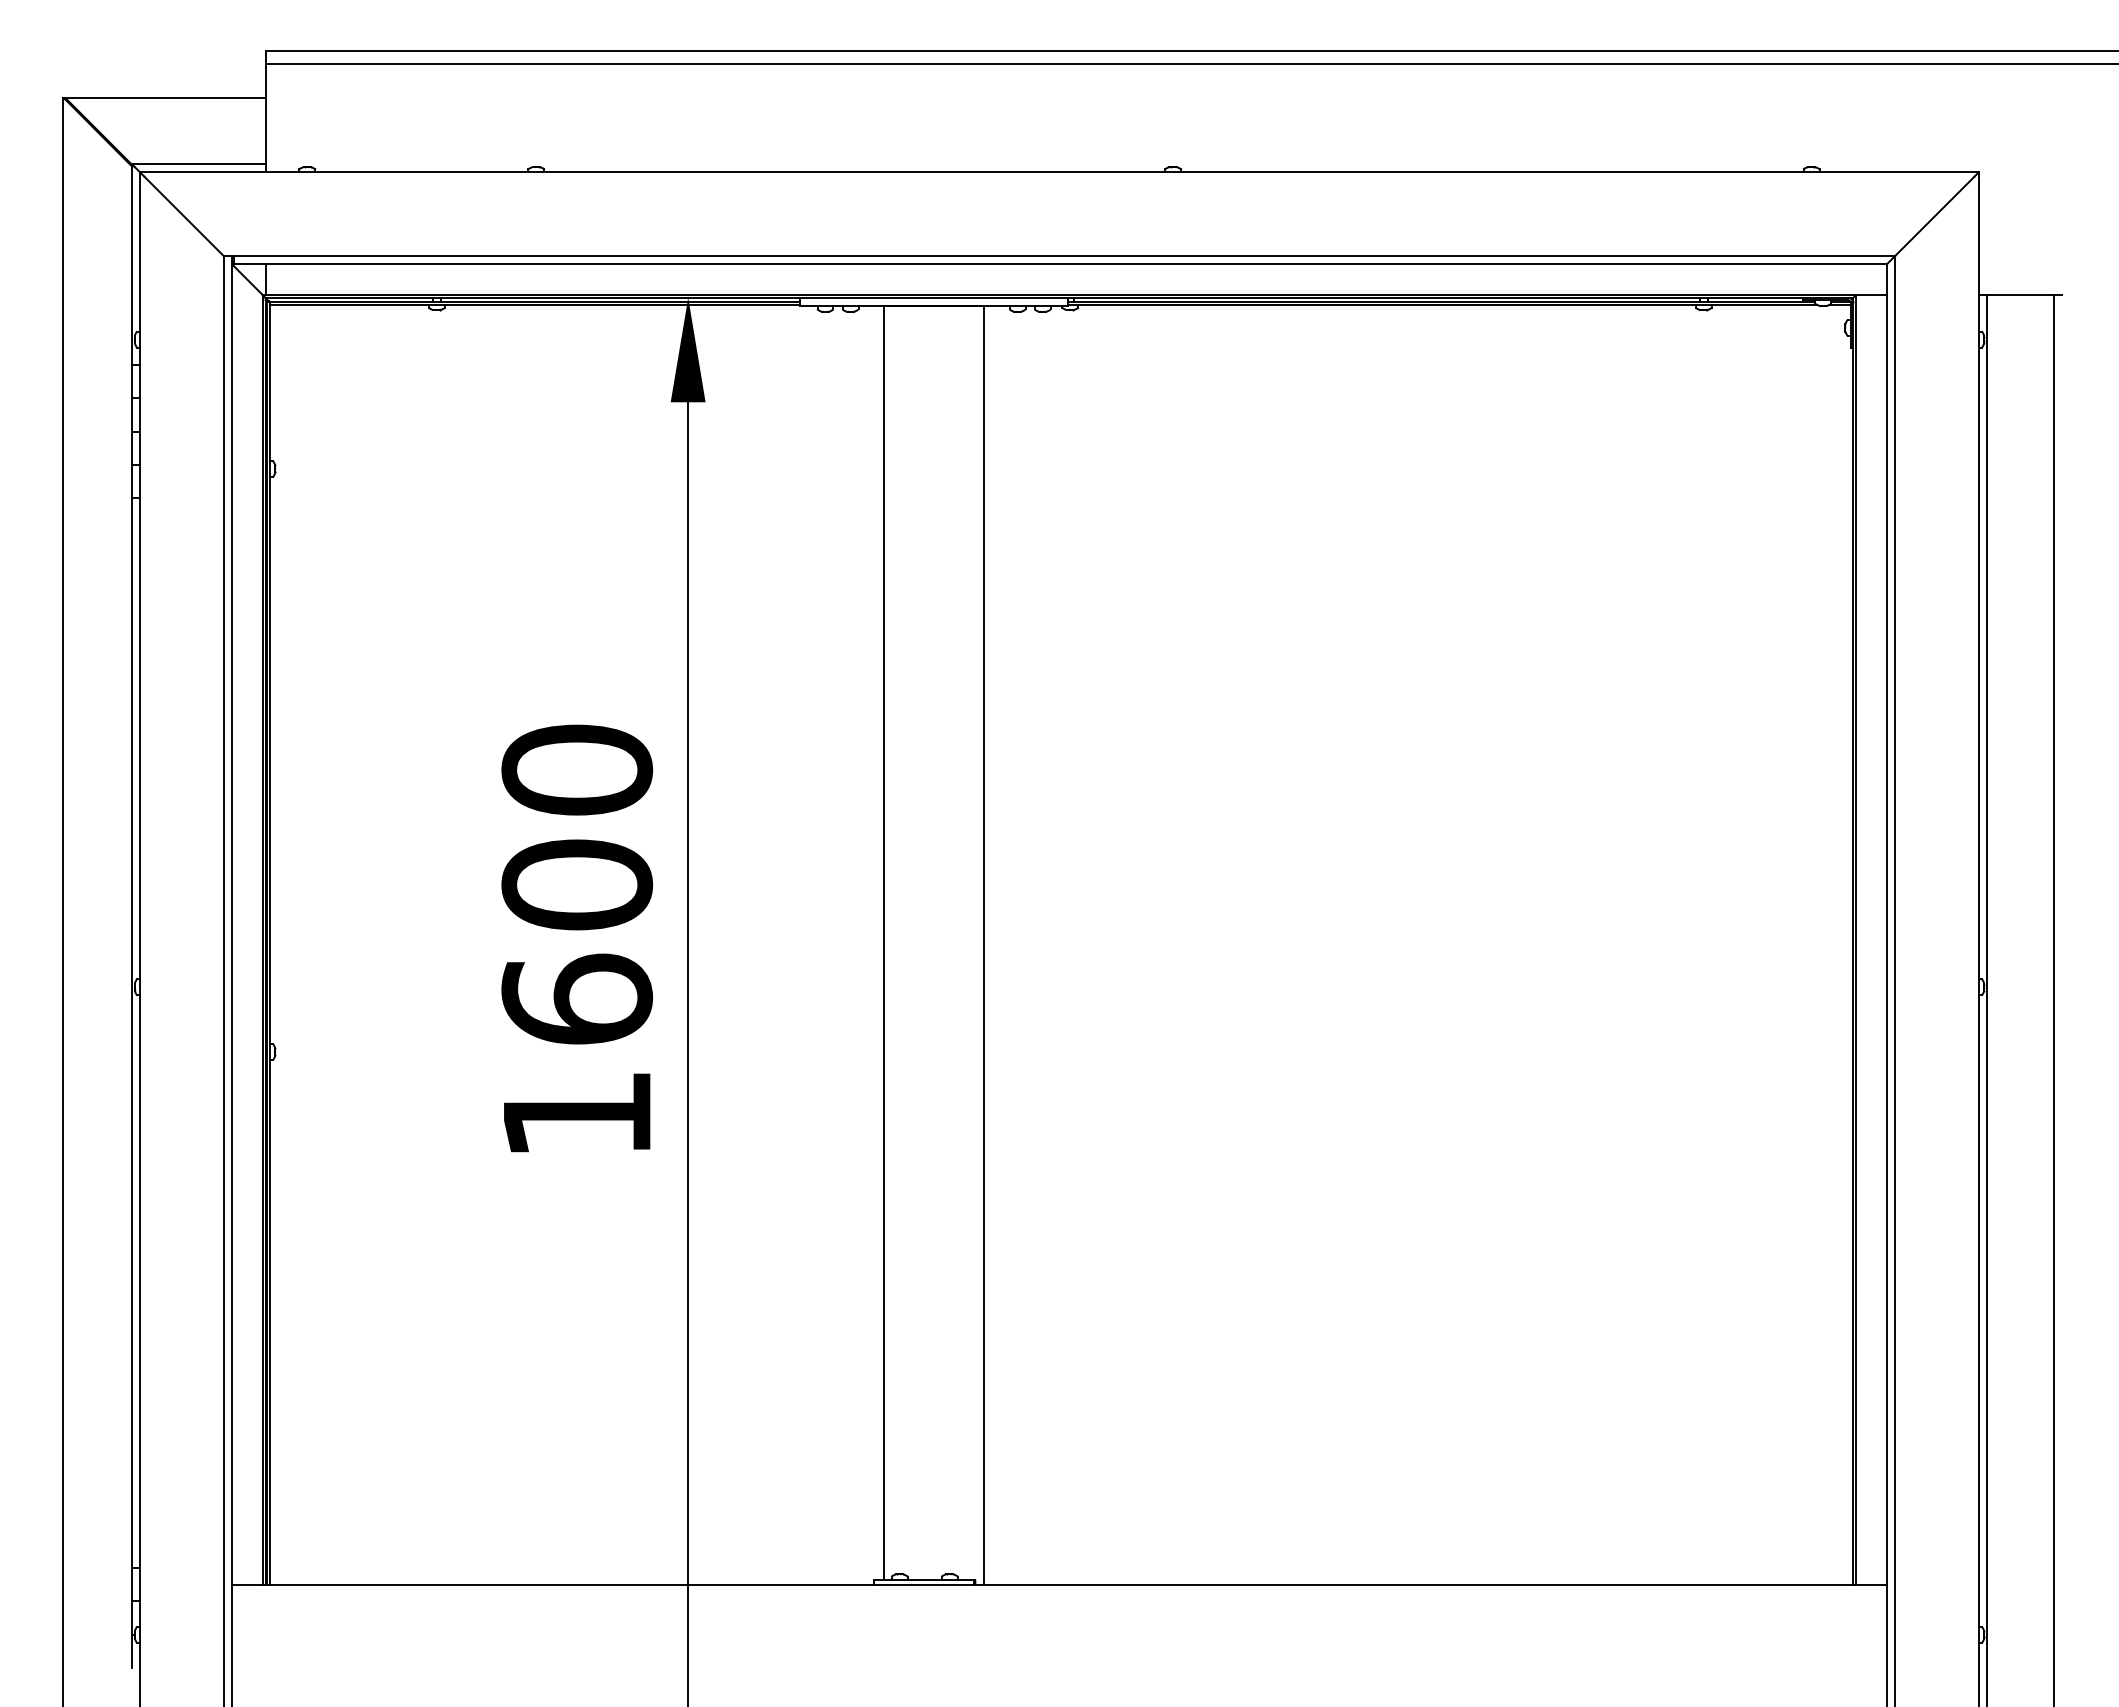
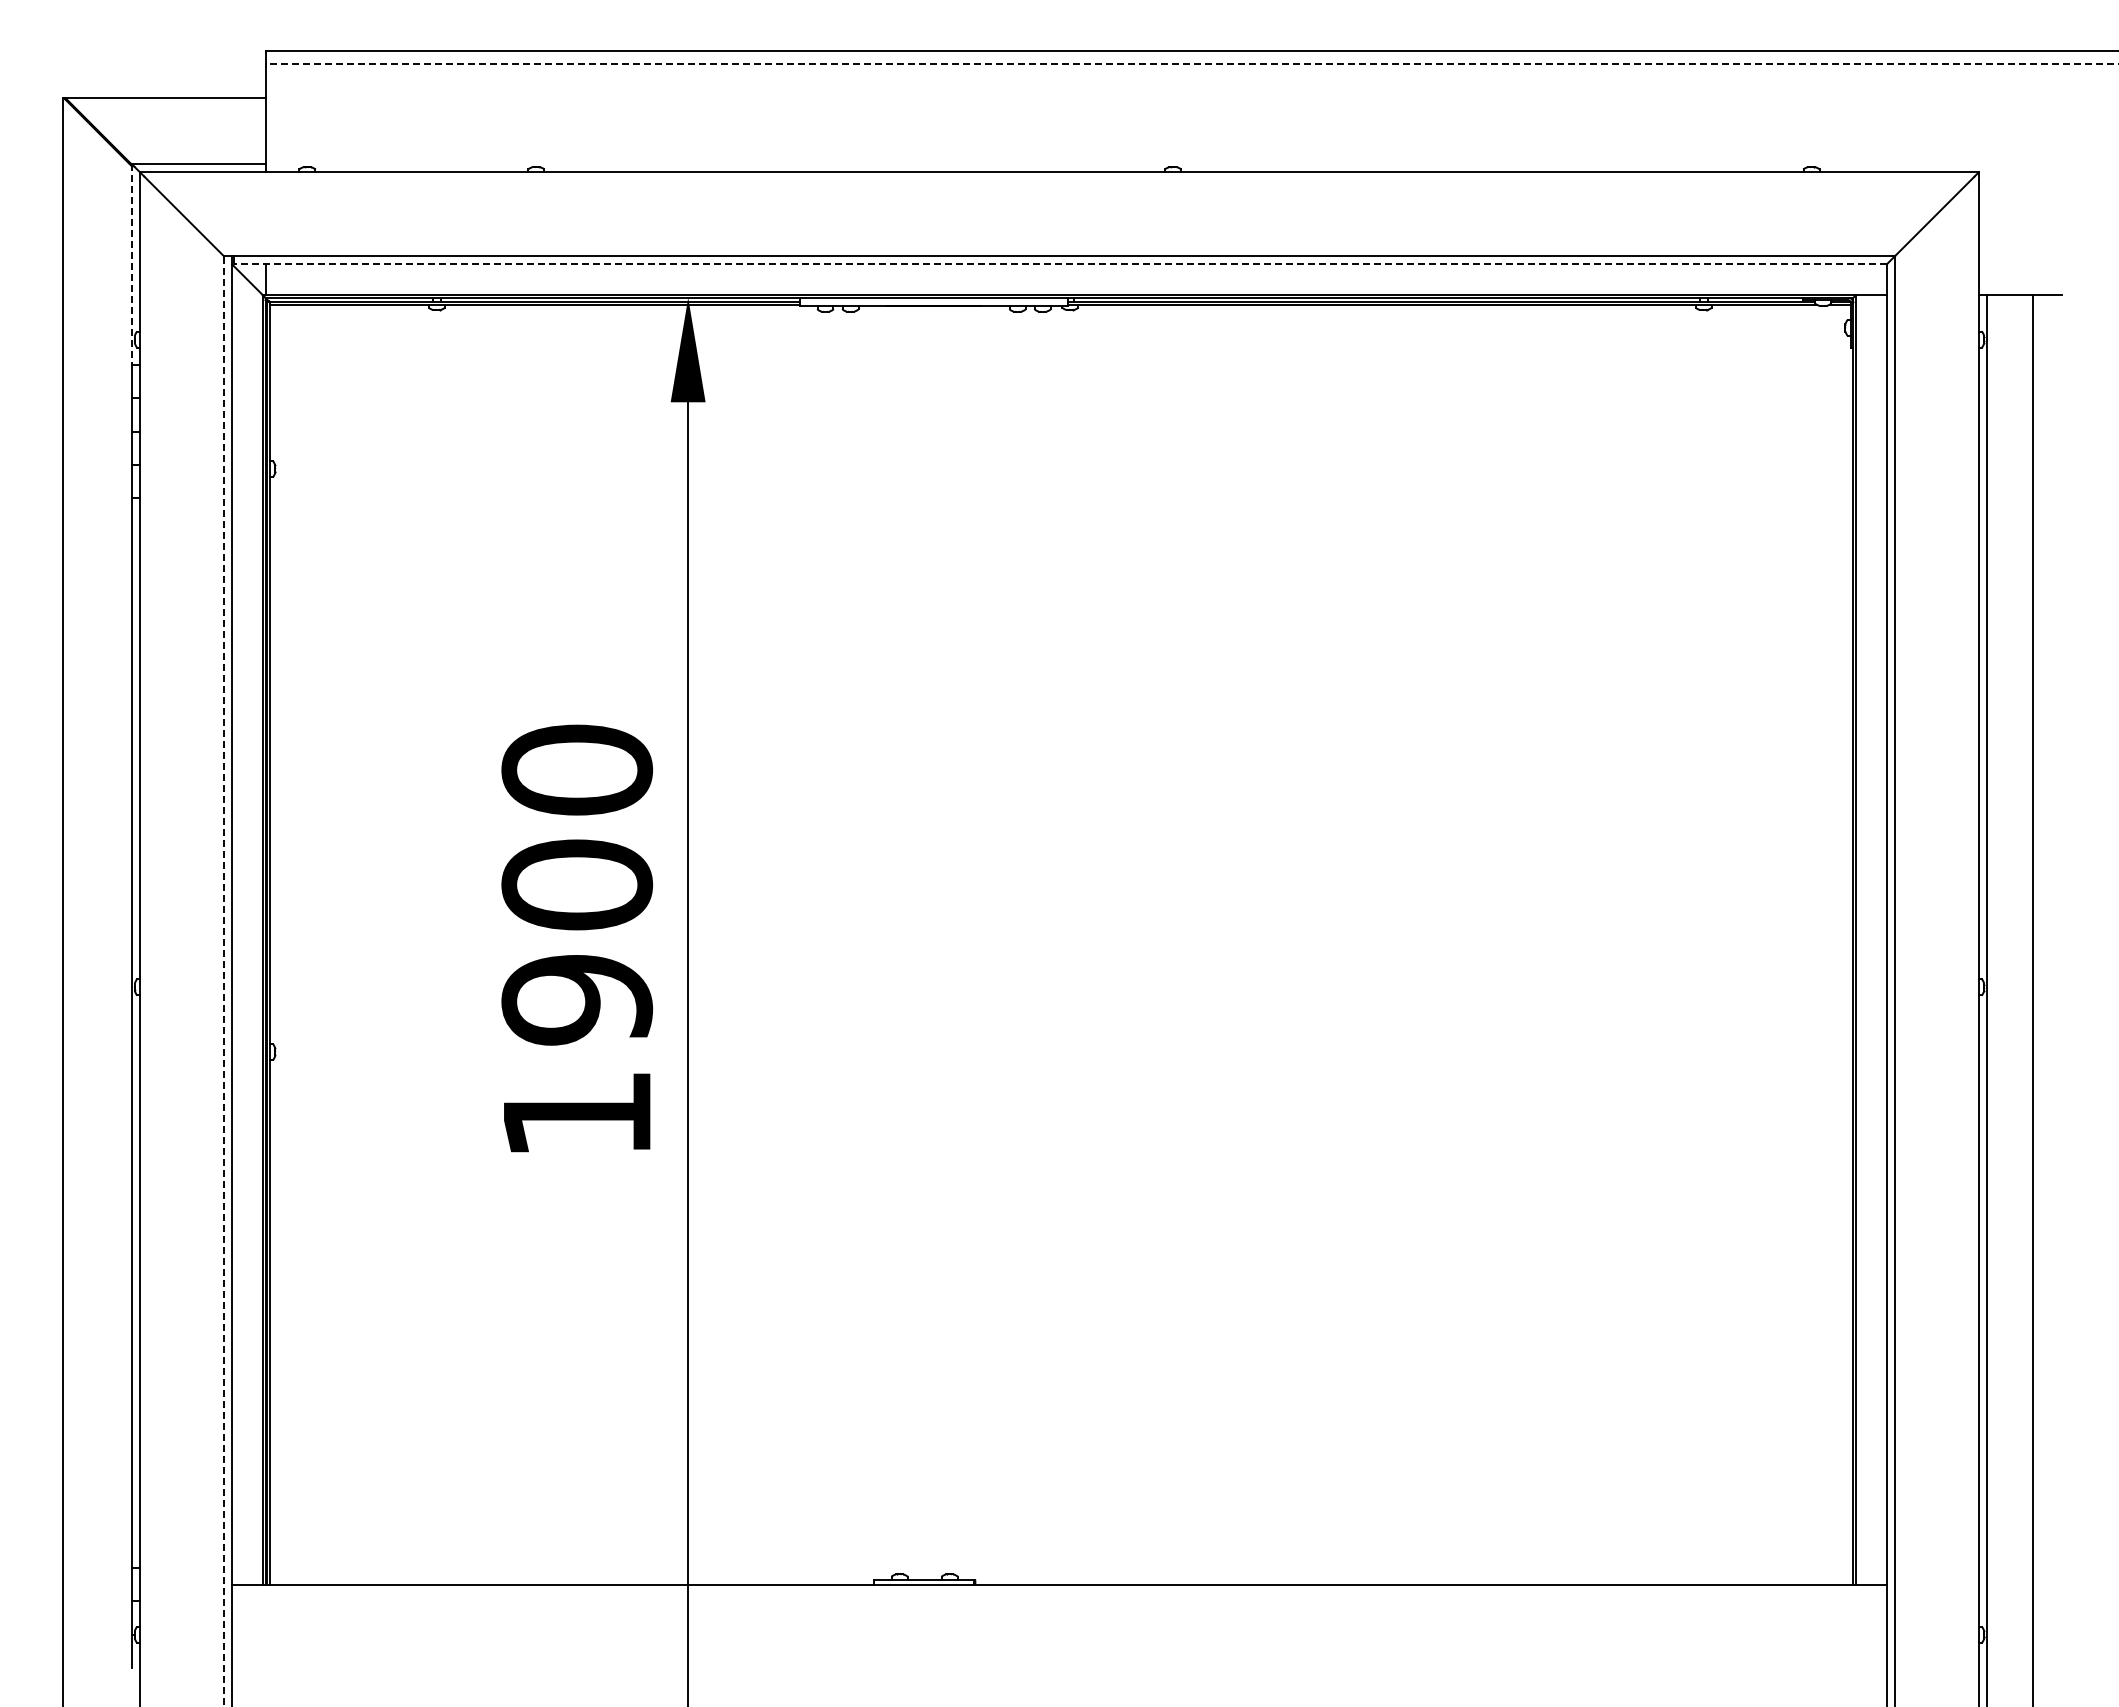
line: solid -> dashed (1191, 63)
line: solid -> dashed (131, 264)
line: solid -> dashed (1059, 264)
line: present -> none (883, 942)
line: present -> none (984, 945)
line: solid -> dashed (223, 980)
text: 1600 -> 1900 (577, 999)
line position: (2053, 999) -> (2032, 999) (2032, 999)
